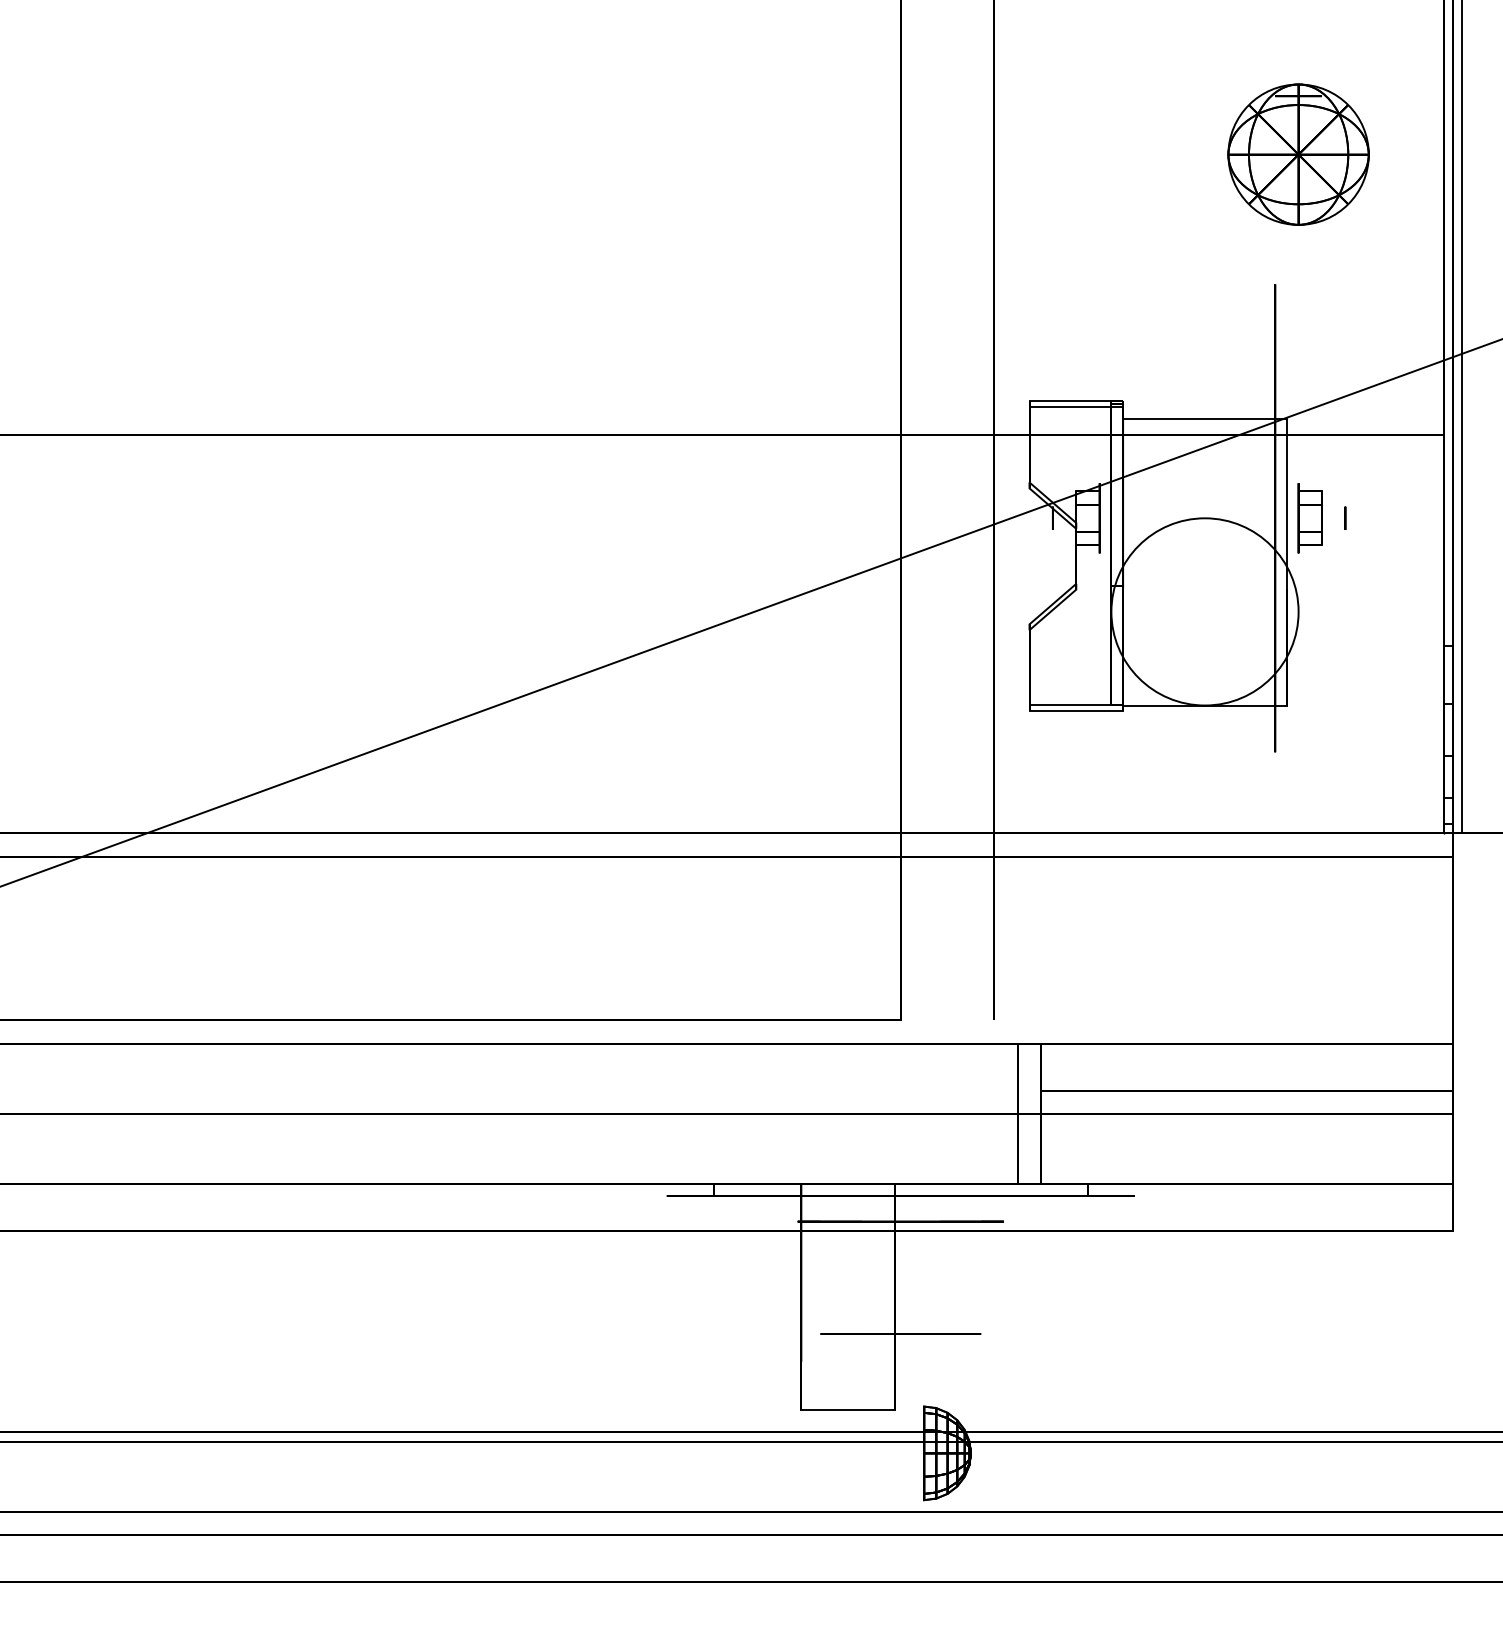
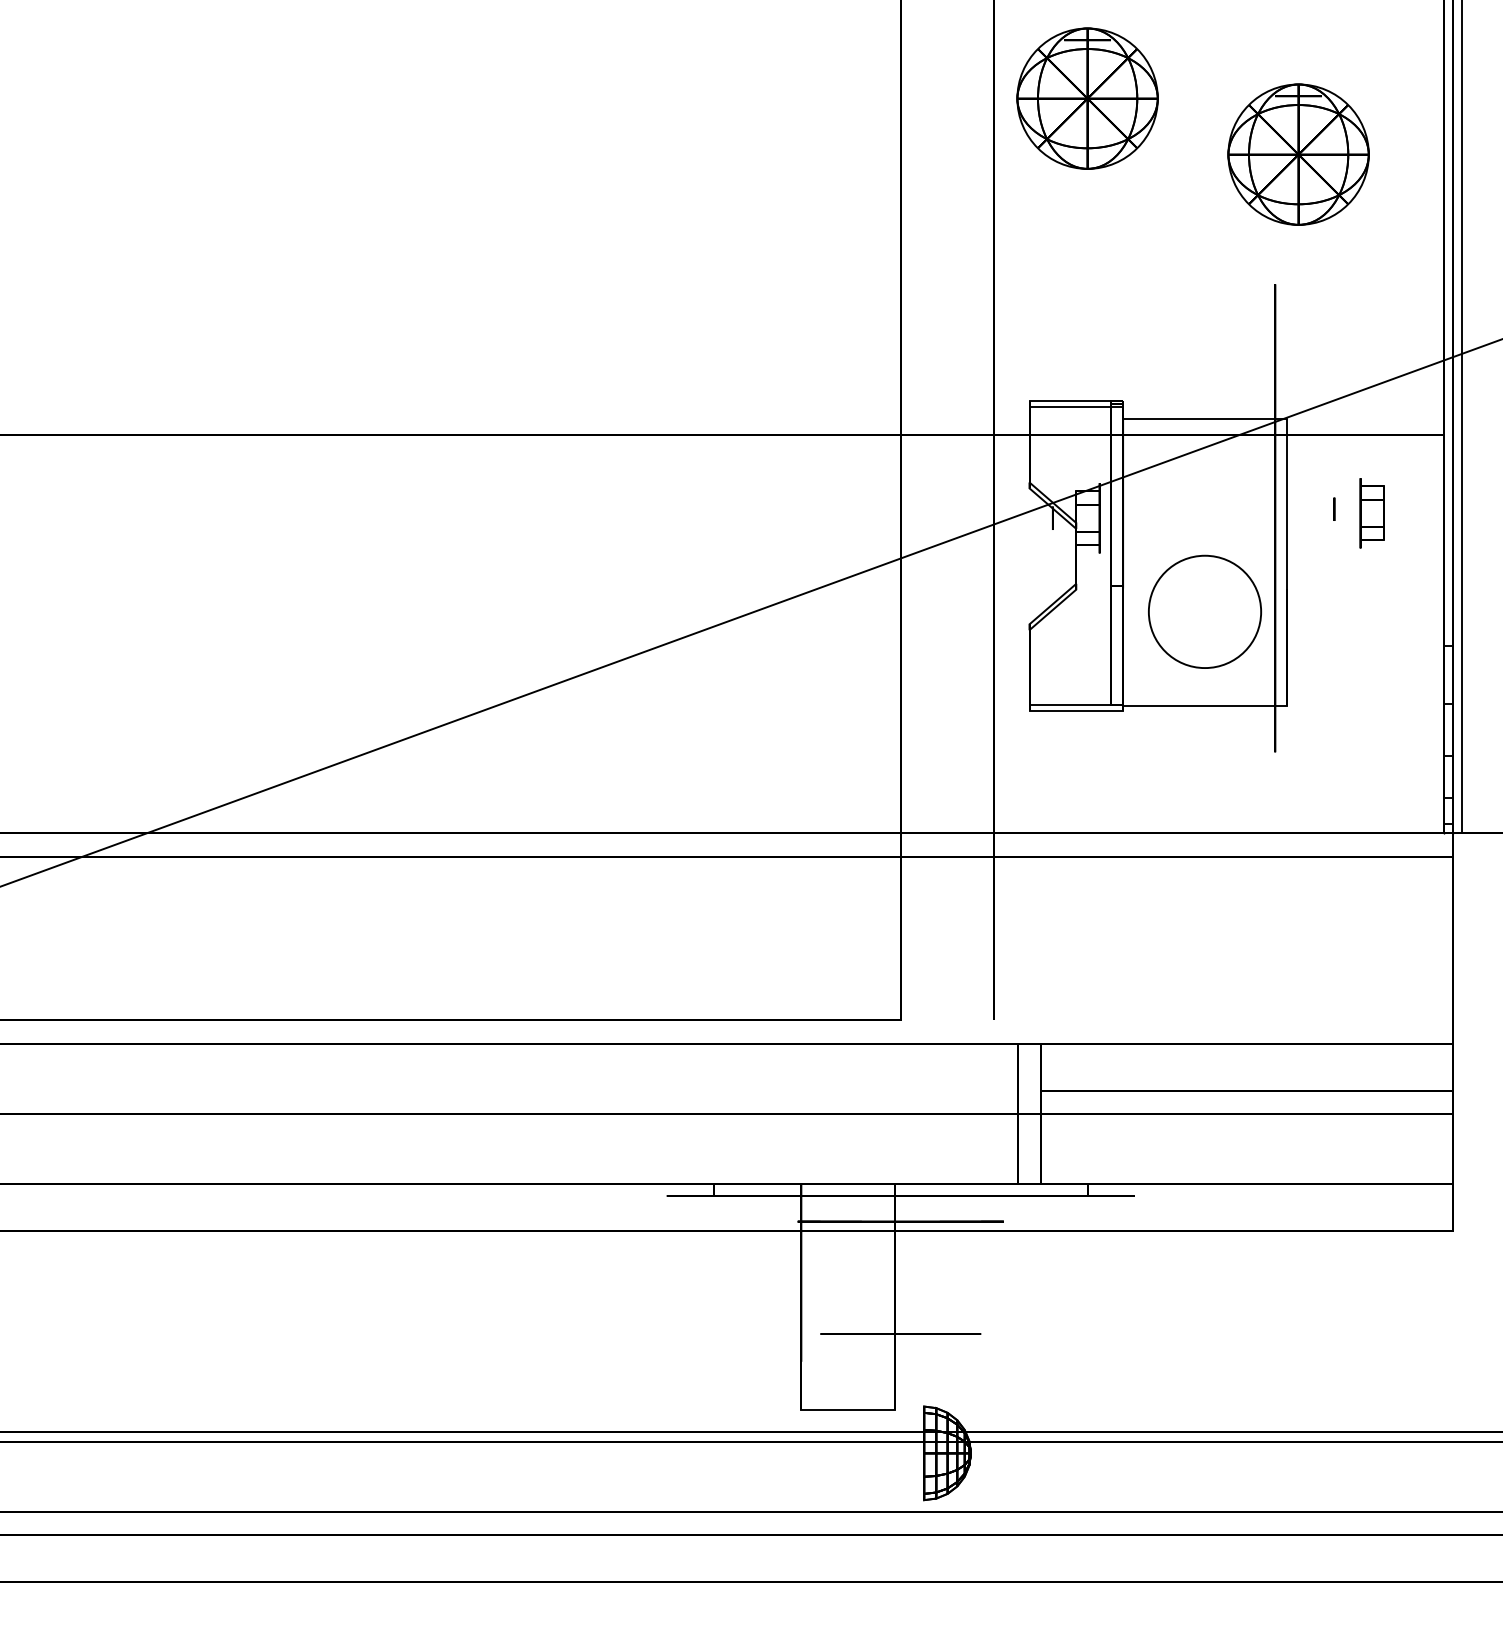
part: none -> present (1087, 98)
circle position: (1345, 517) -> (1334, 508) (1334, 508)
part position: (1309, 518) -> (1371, 513) (1371, 513)
circle diameter: 187 px -> 112 px (1204, 611)
